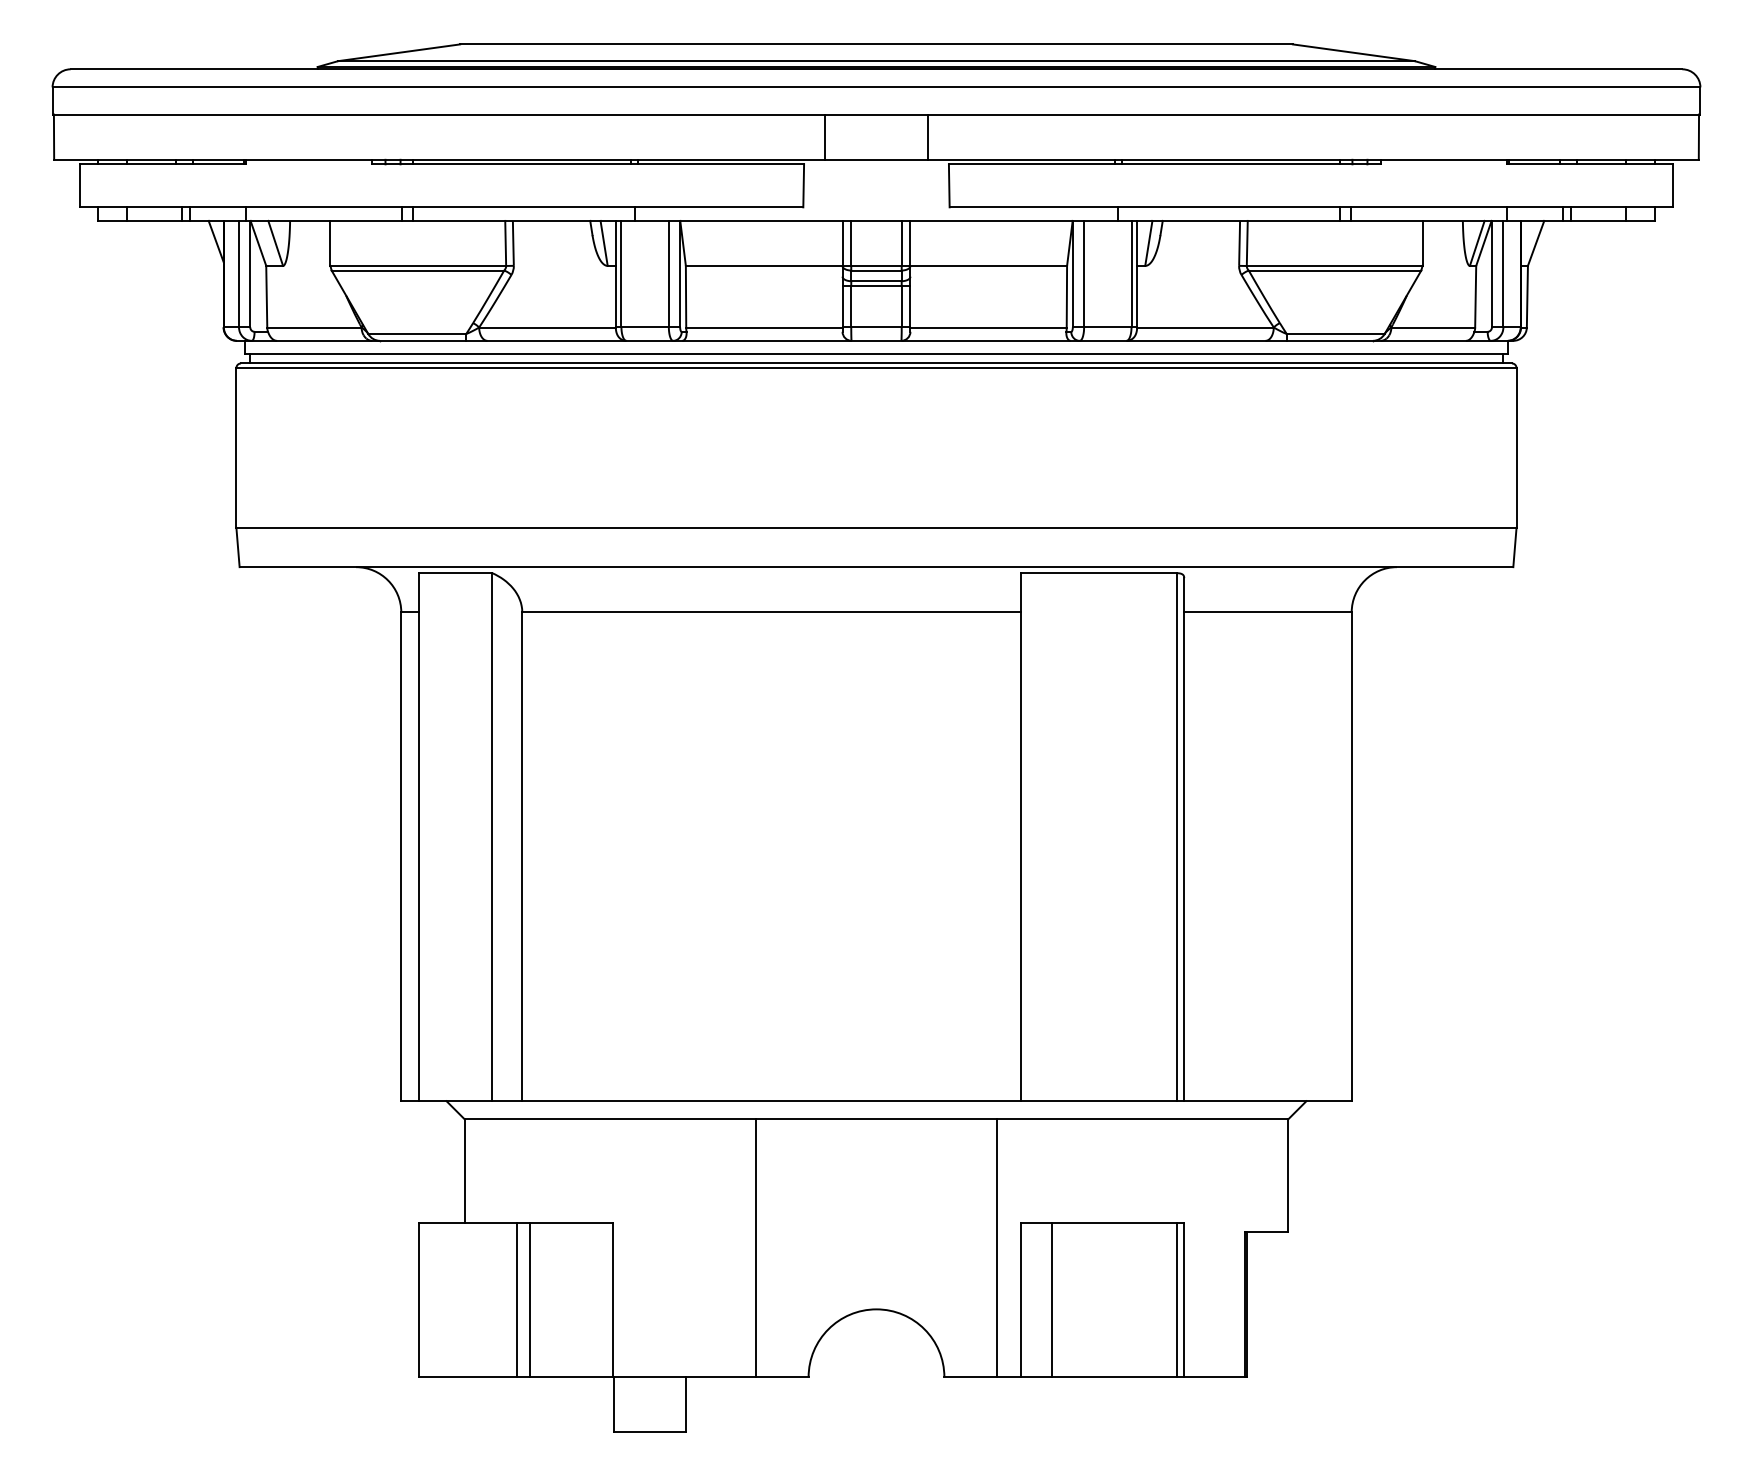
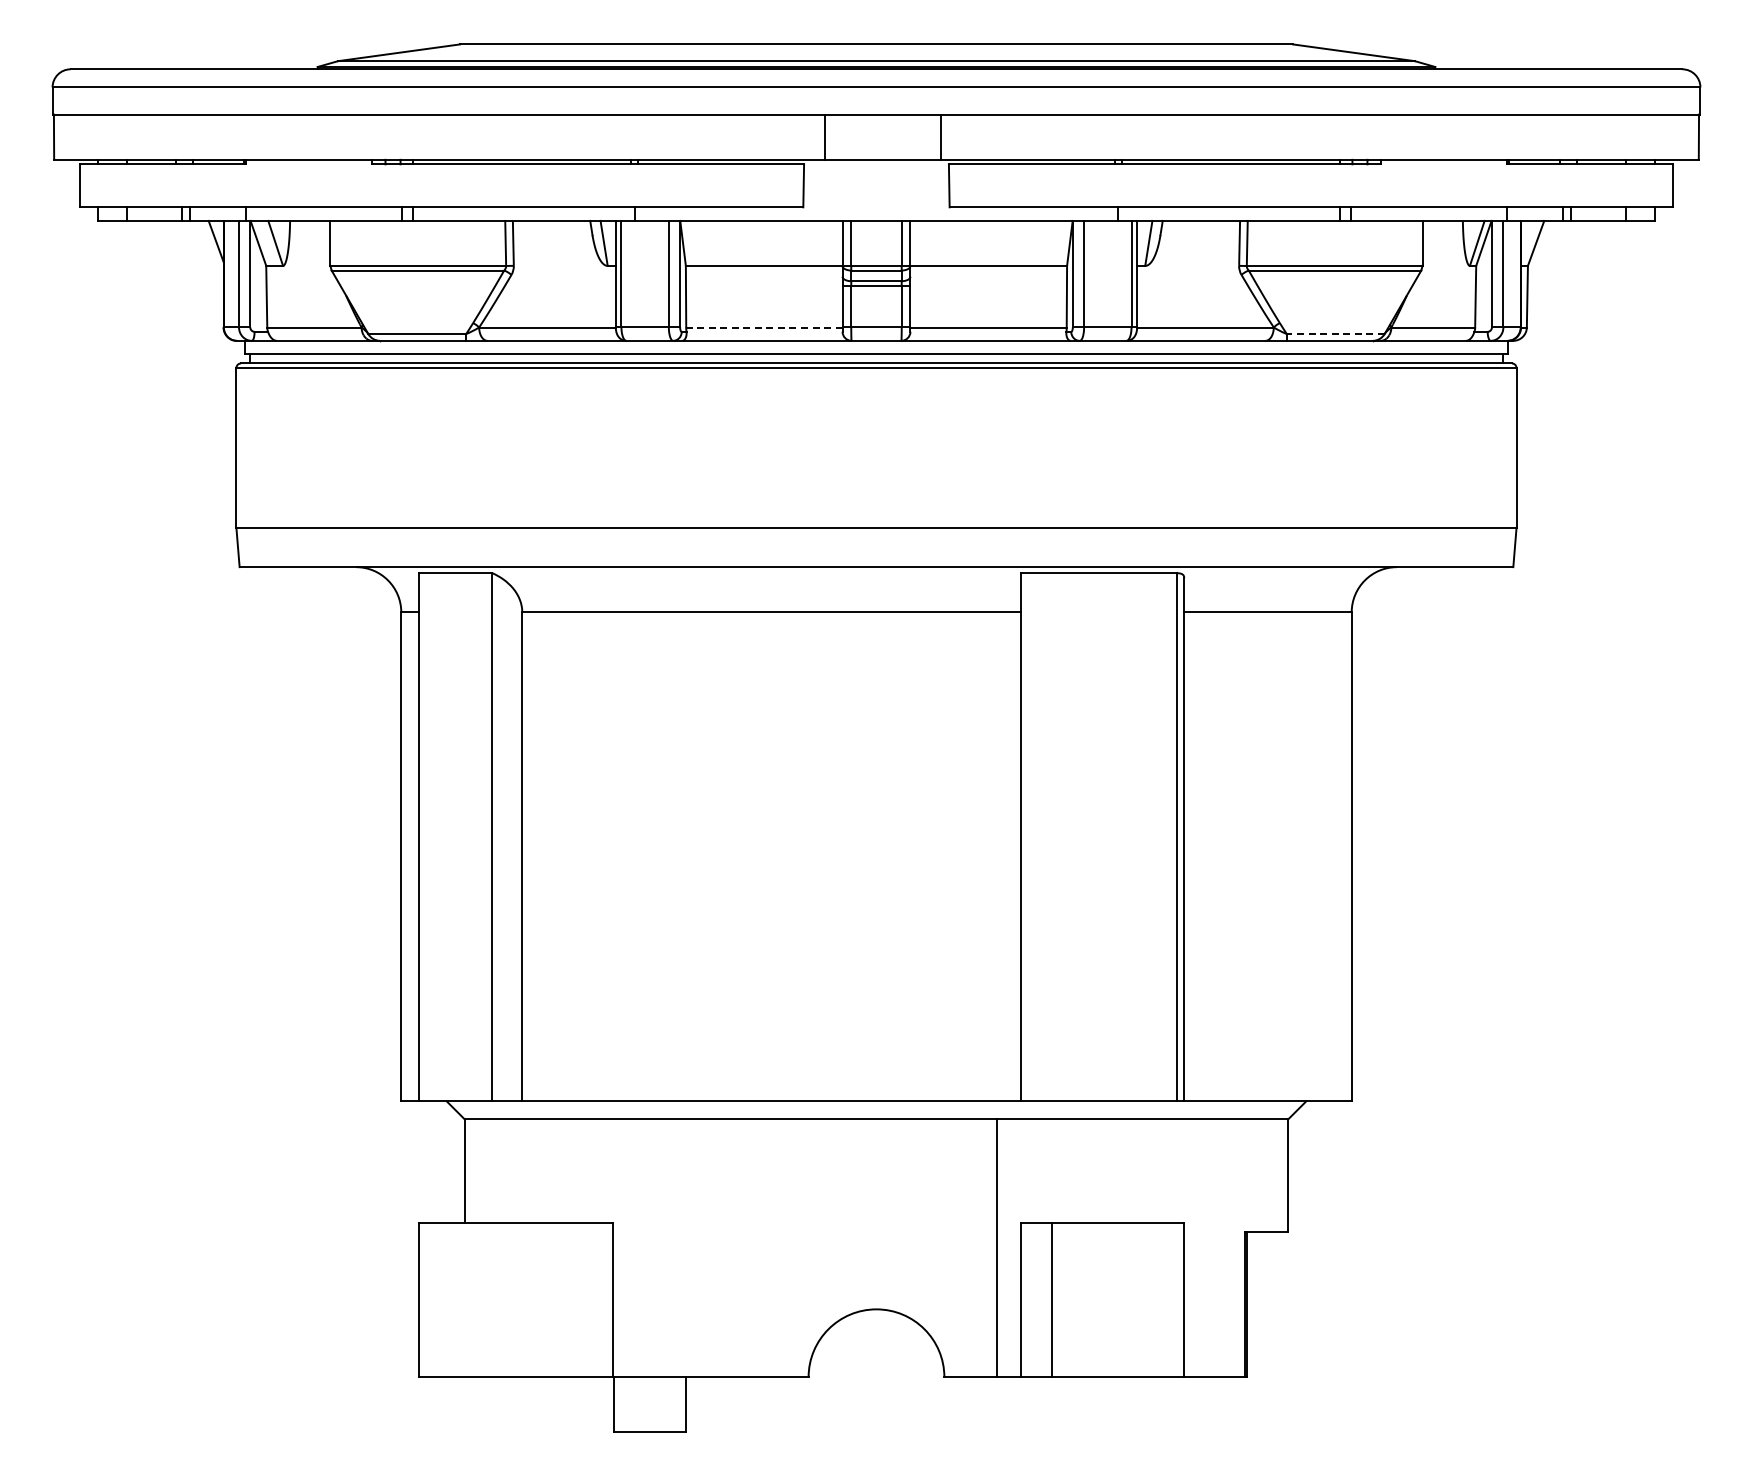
line position: (927, 136) -> (940, 136) (940, 136)
line: solid -> dashed (763, 327)
line: solid -> dashed (1335, 334)
line: present -> none (755, 1248)
line: present -> none (516, 1300)
line: present -> none (530, 1300)
line: present -> none (1177, 1300)
